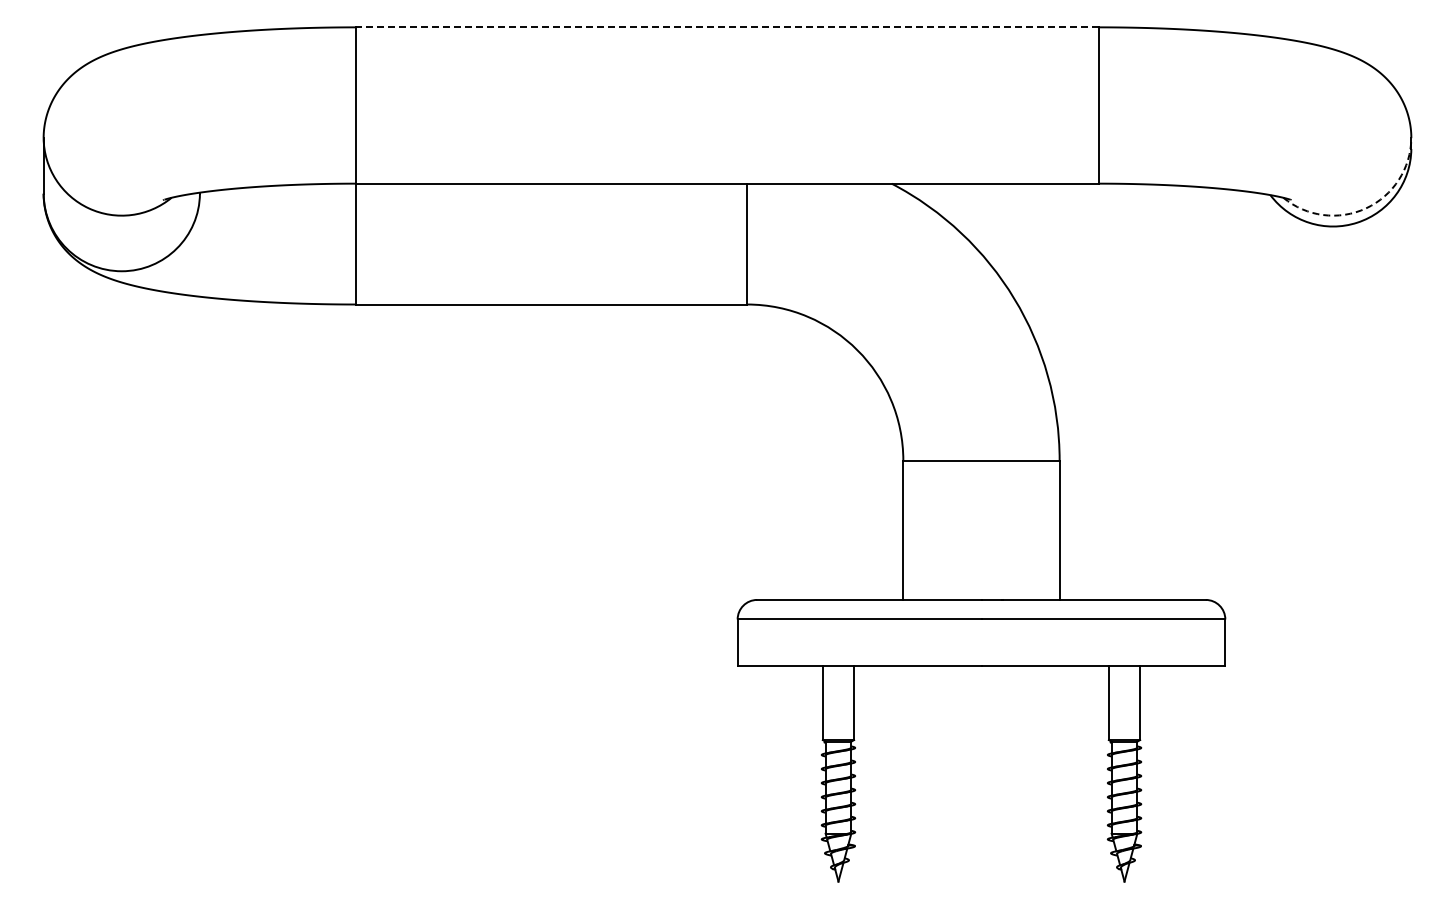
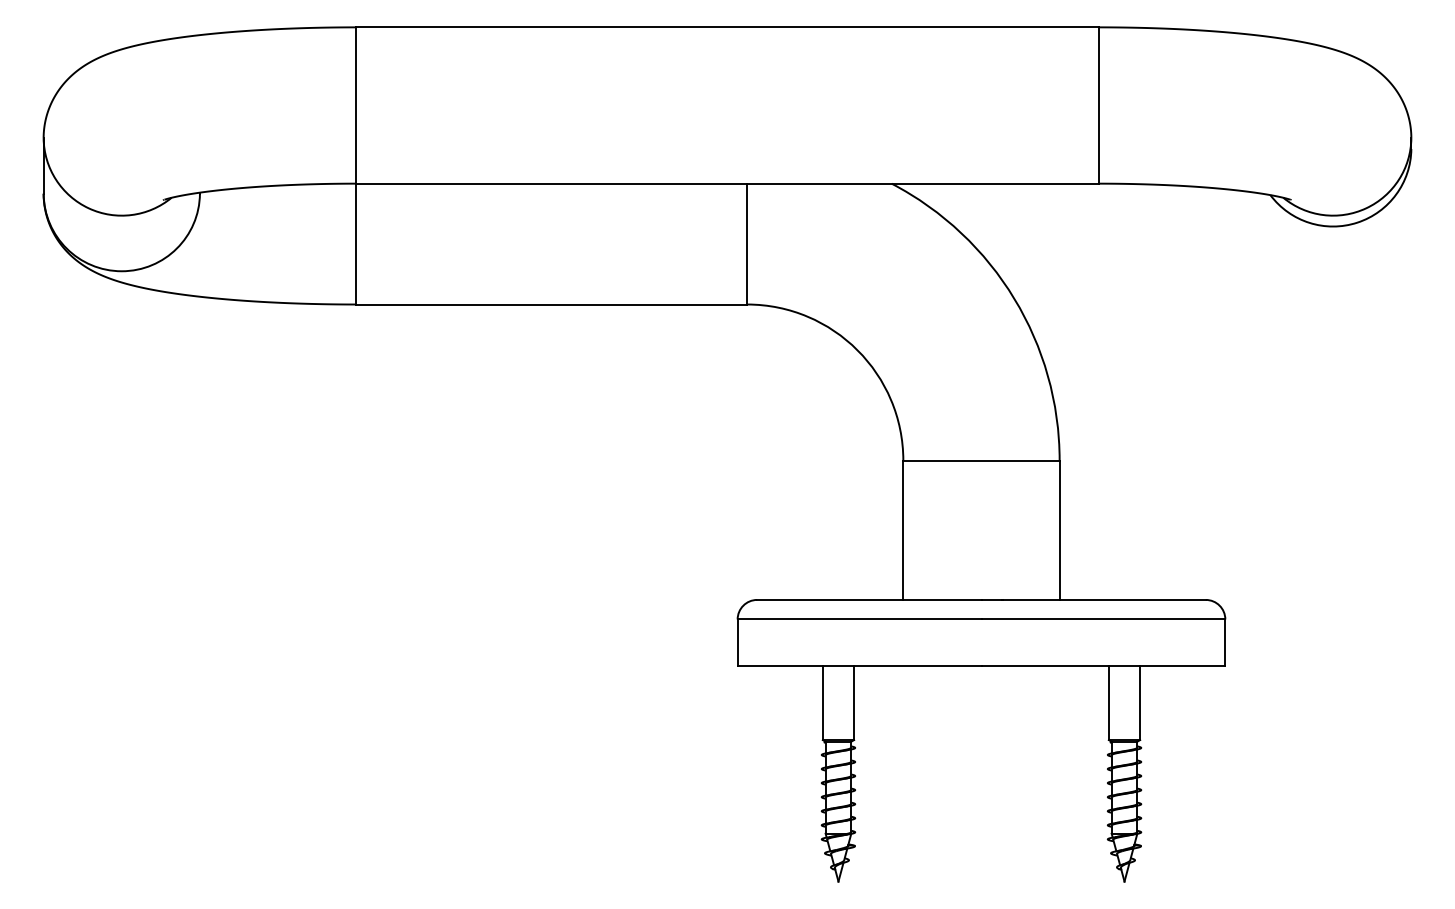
line: dashed -> solid (727, 27)
arc: dashed -> solid (1366, 208)
